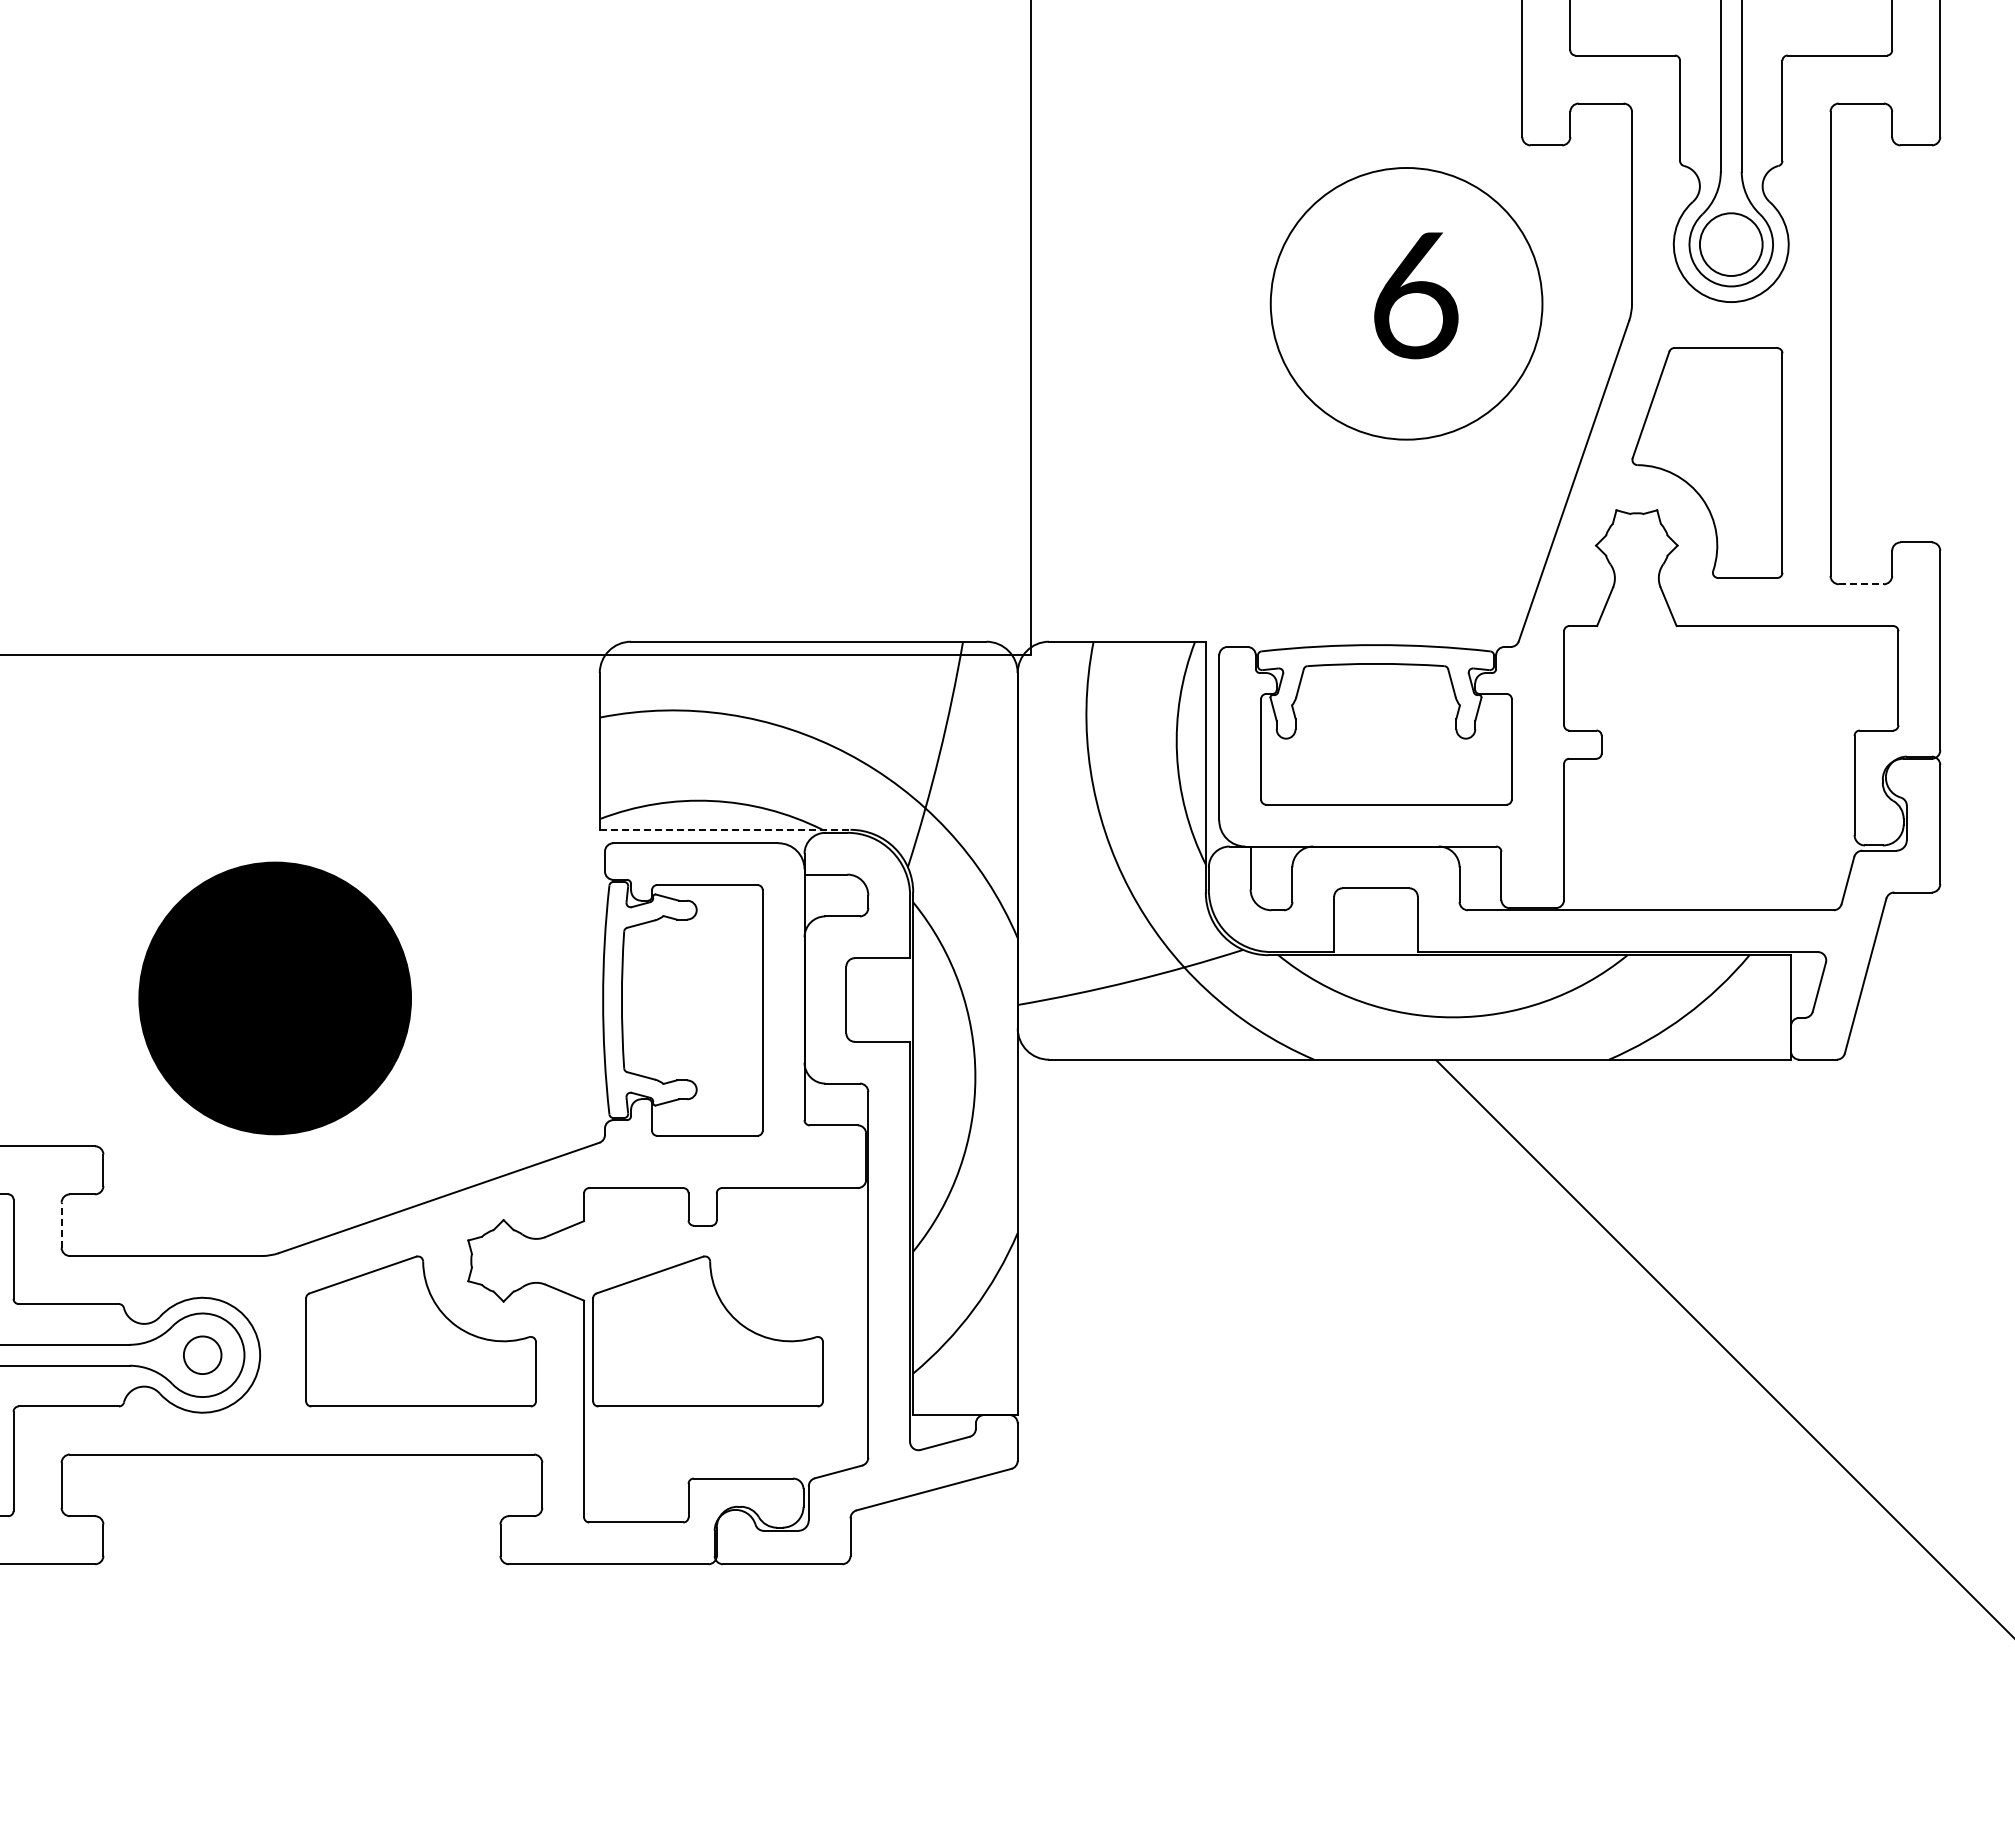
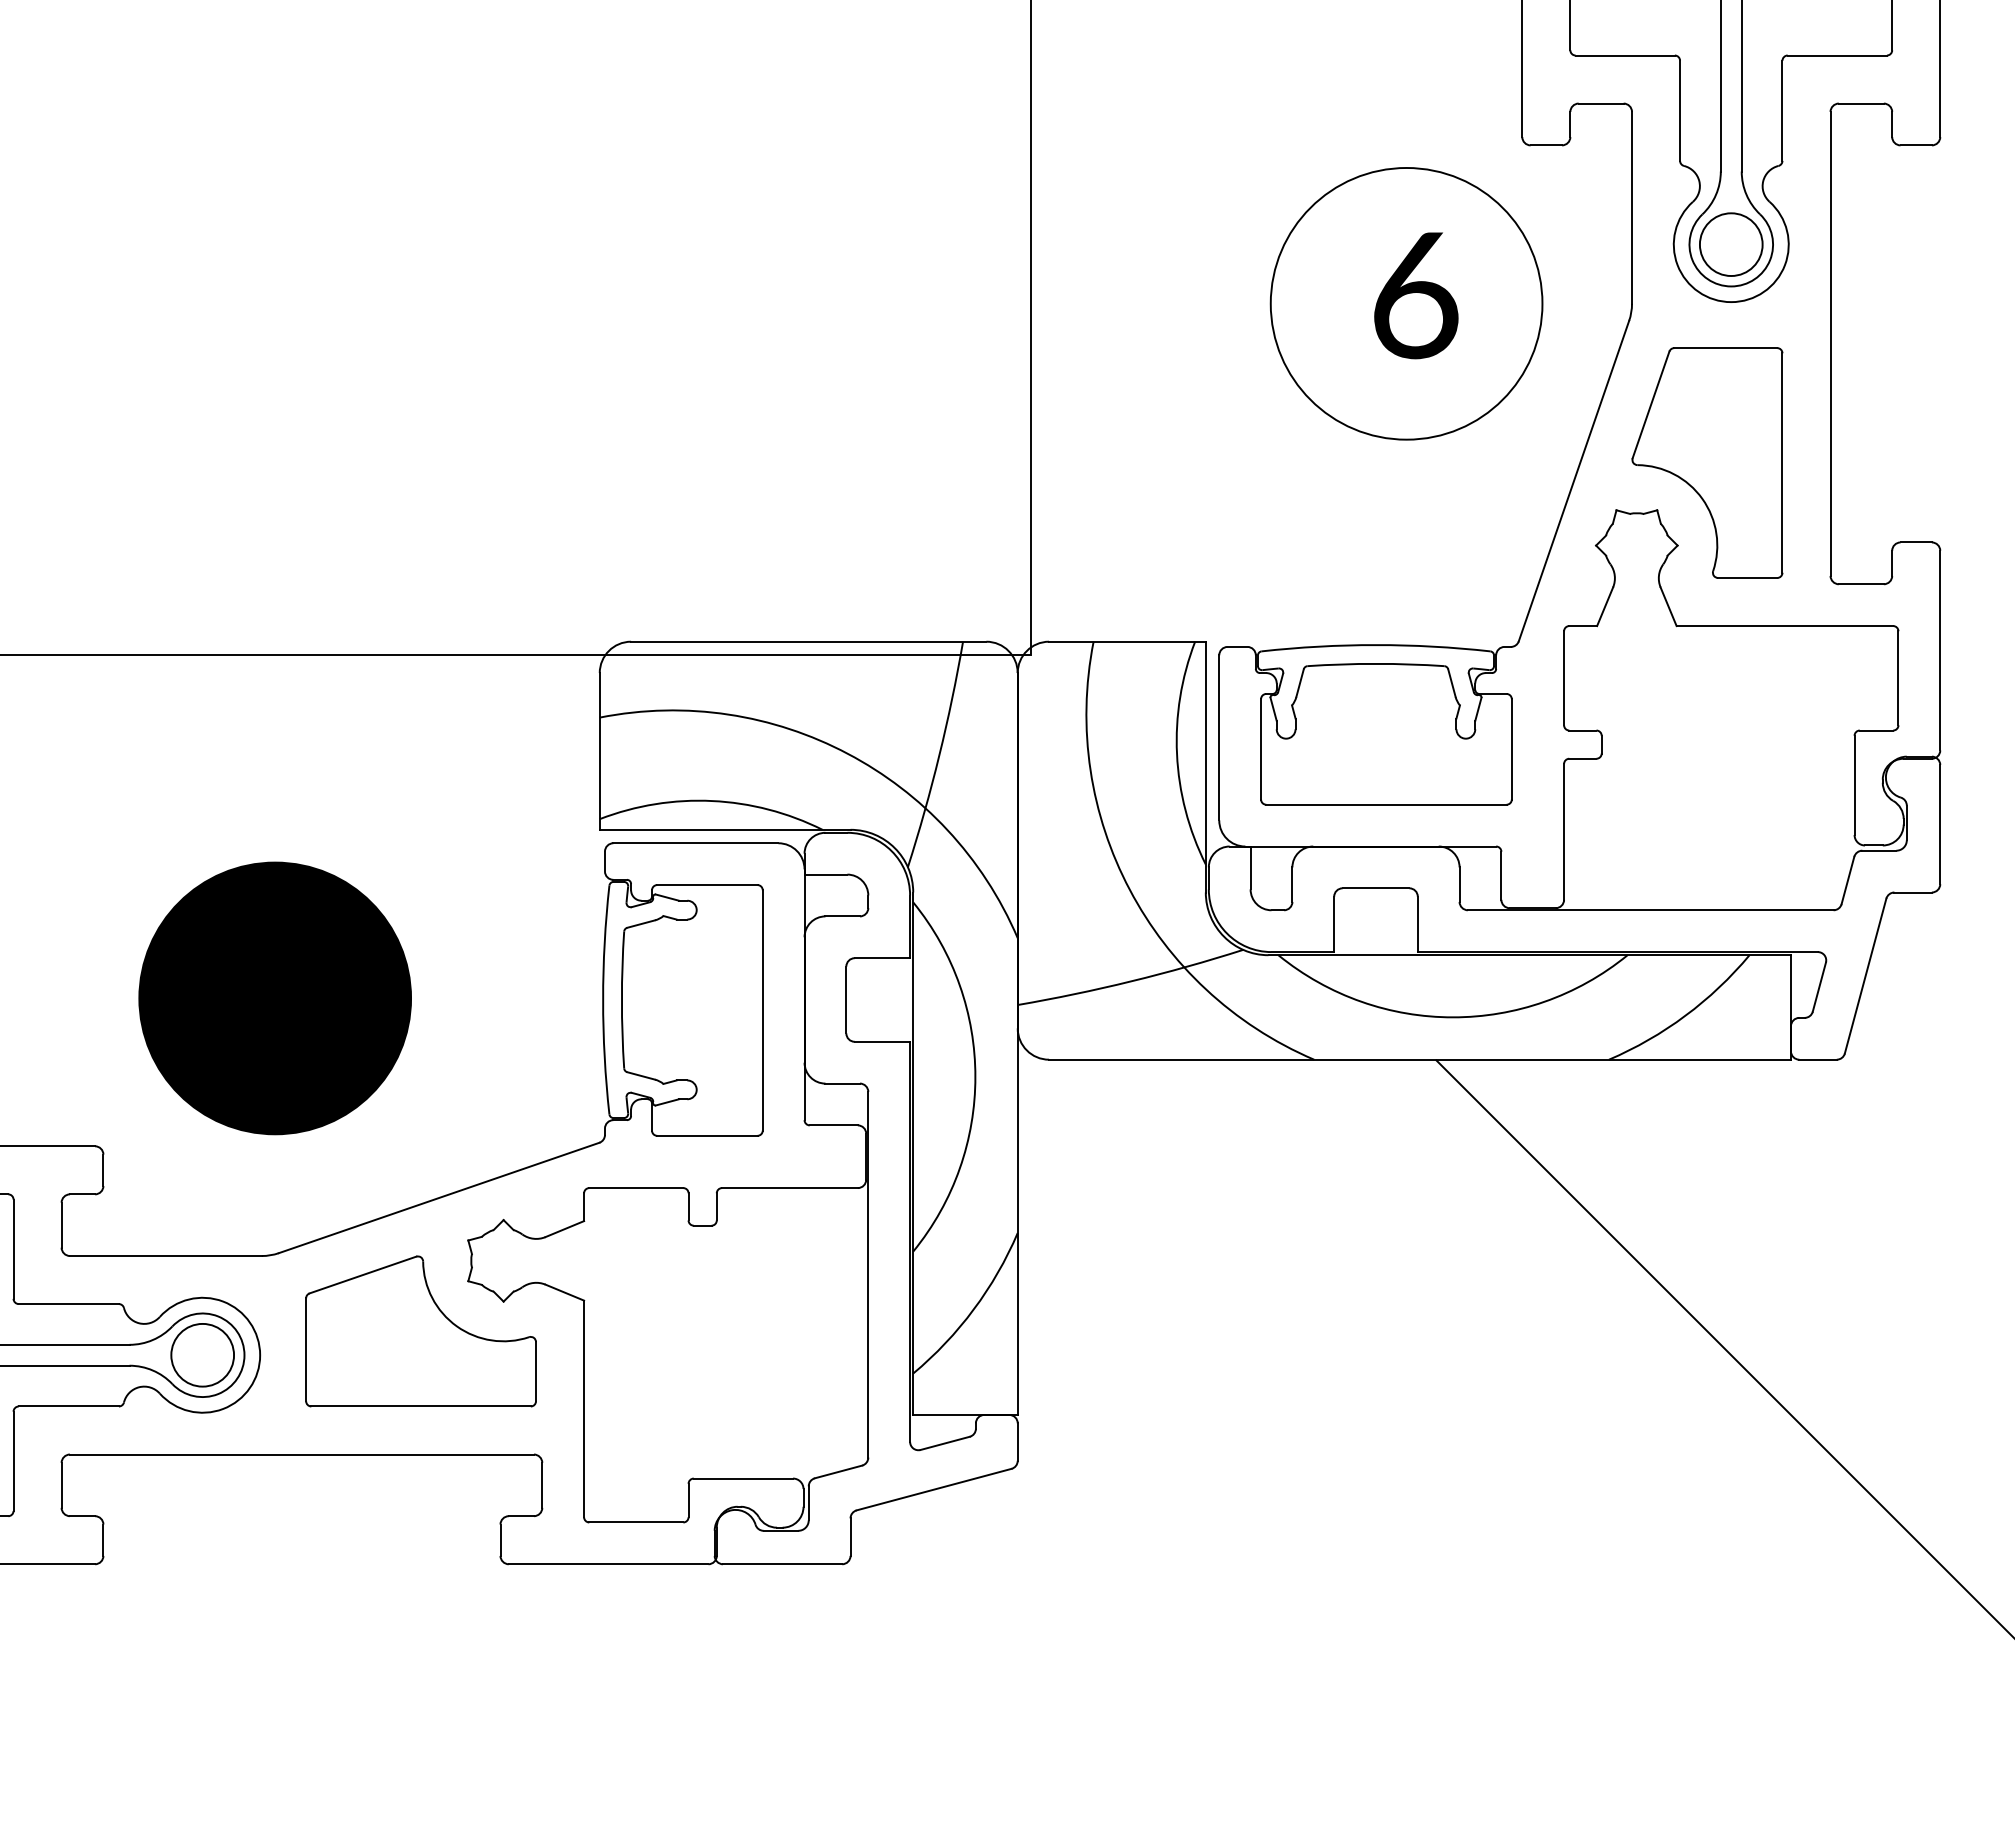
line: dashed -> solid (1861, 584)
line: dashed -> solid (725, 829)
line: dashed -> solid (61, 1224)
part: present -> none (707, 1331)
circle diameter: 38 px -> 63 px (202, 1354)
